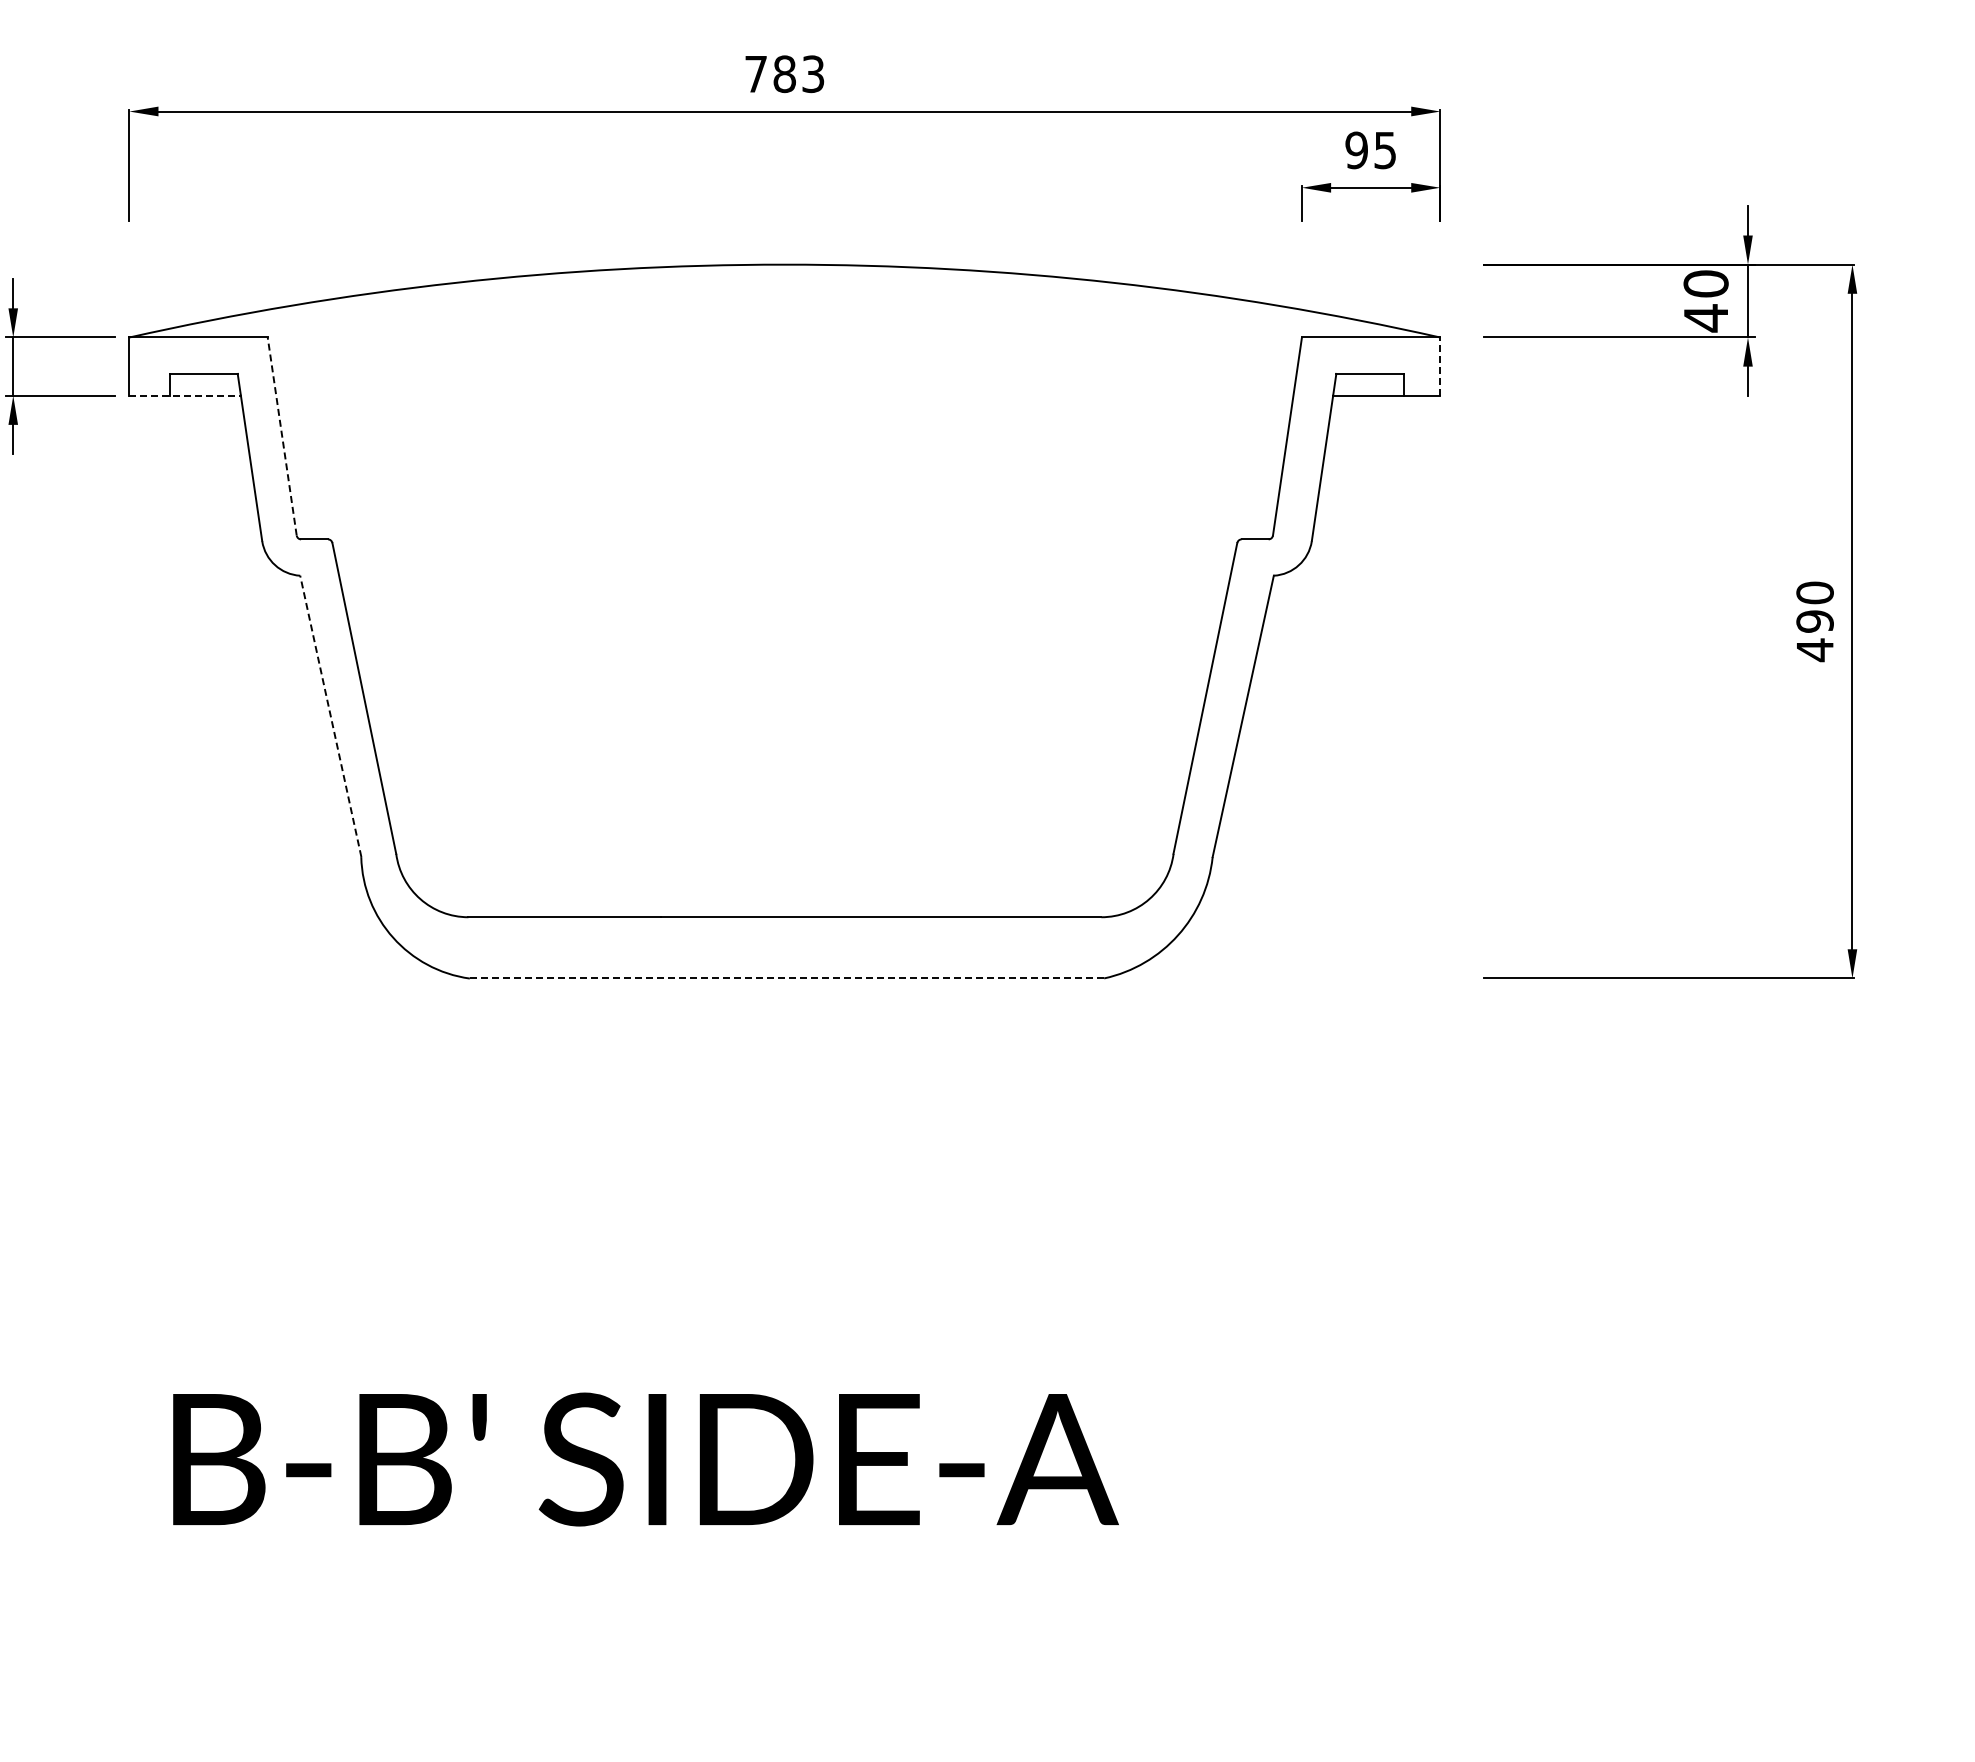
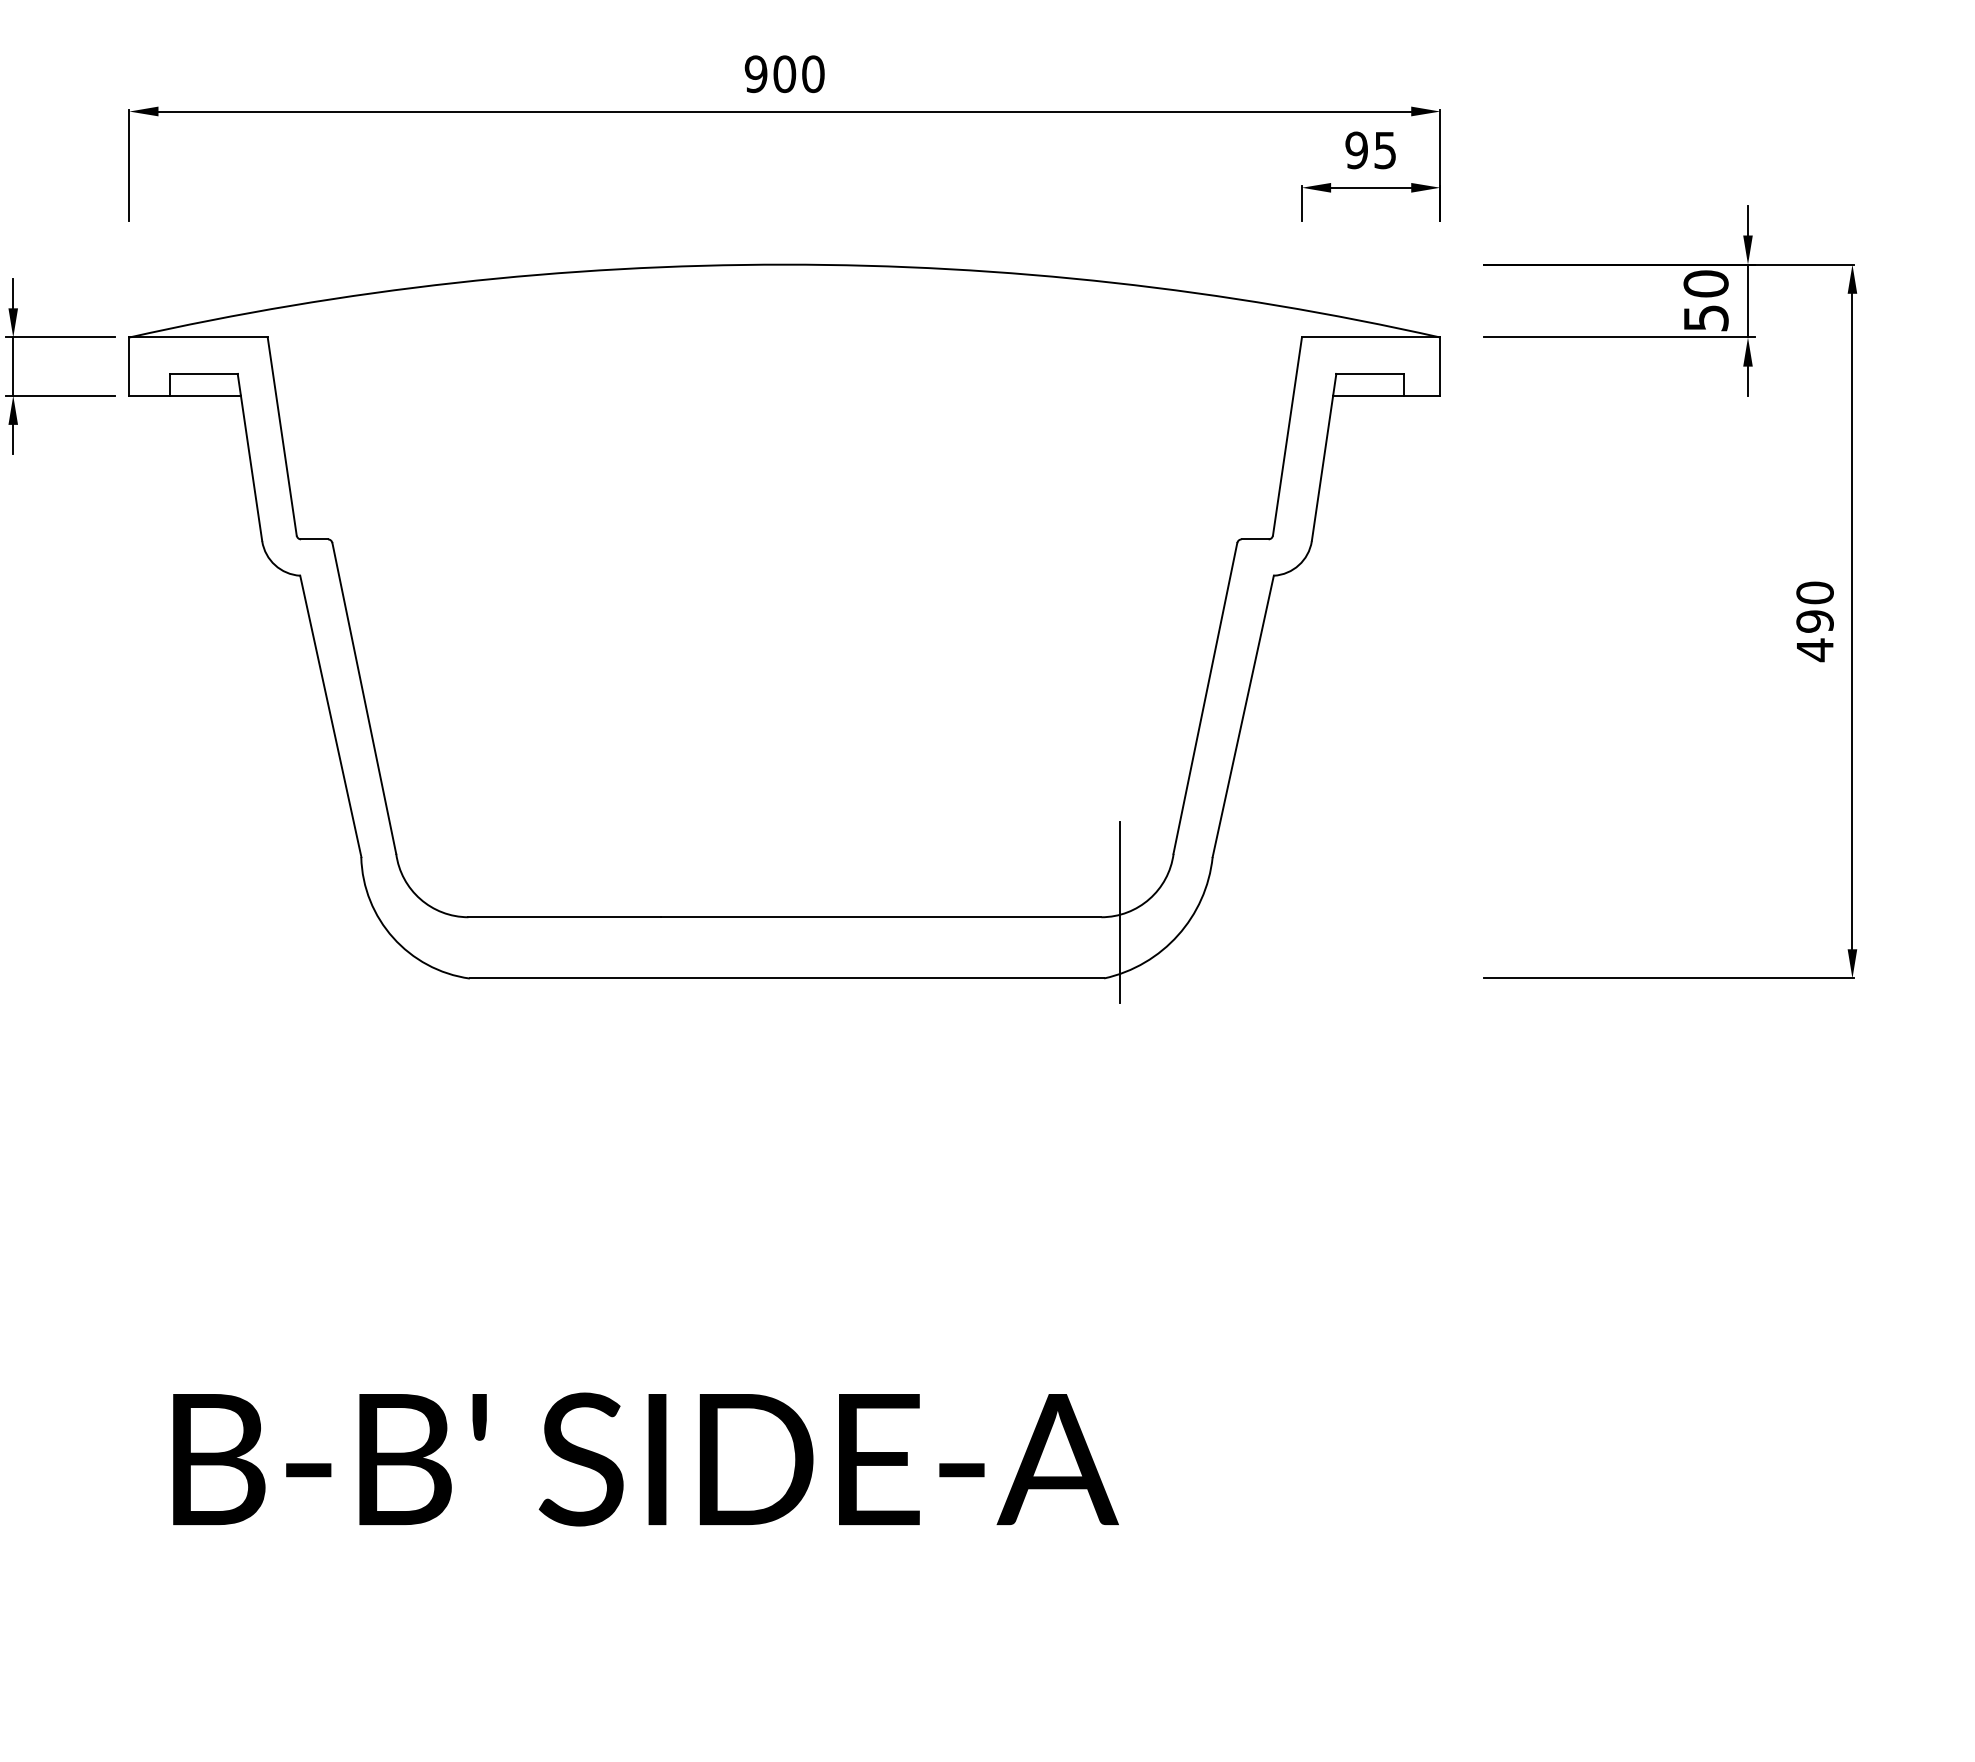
text: 783 -> 900 (784, 74)
text: 40 -> 50 (1706, 318)
line: dashed -> solid (1440, 366)
line: dashed -> solid (185, 395)
line: dashed -> solid (282, 436)
line: dashed -> solid (330, 715)
line: none -> present (1119, 912)
line: dashed -> solid (787, 978)
